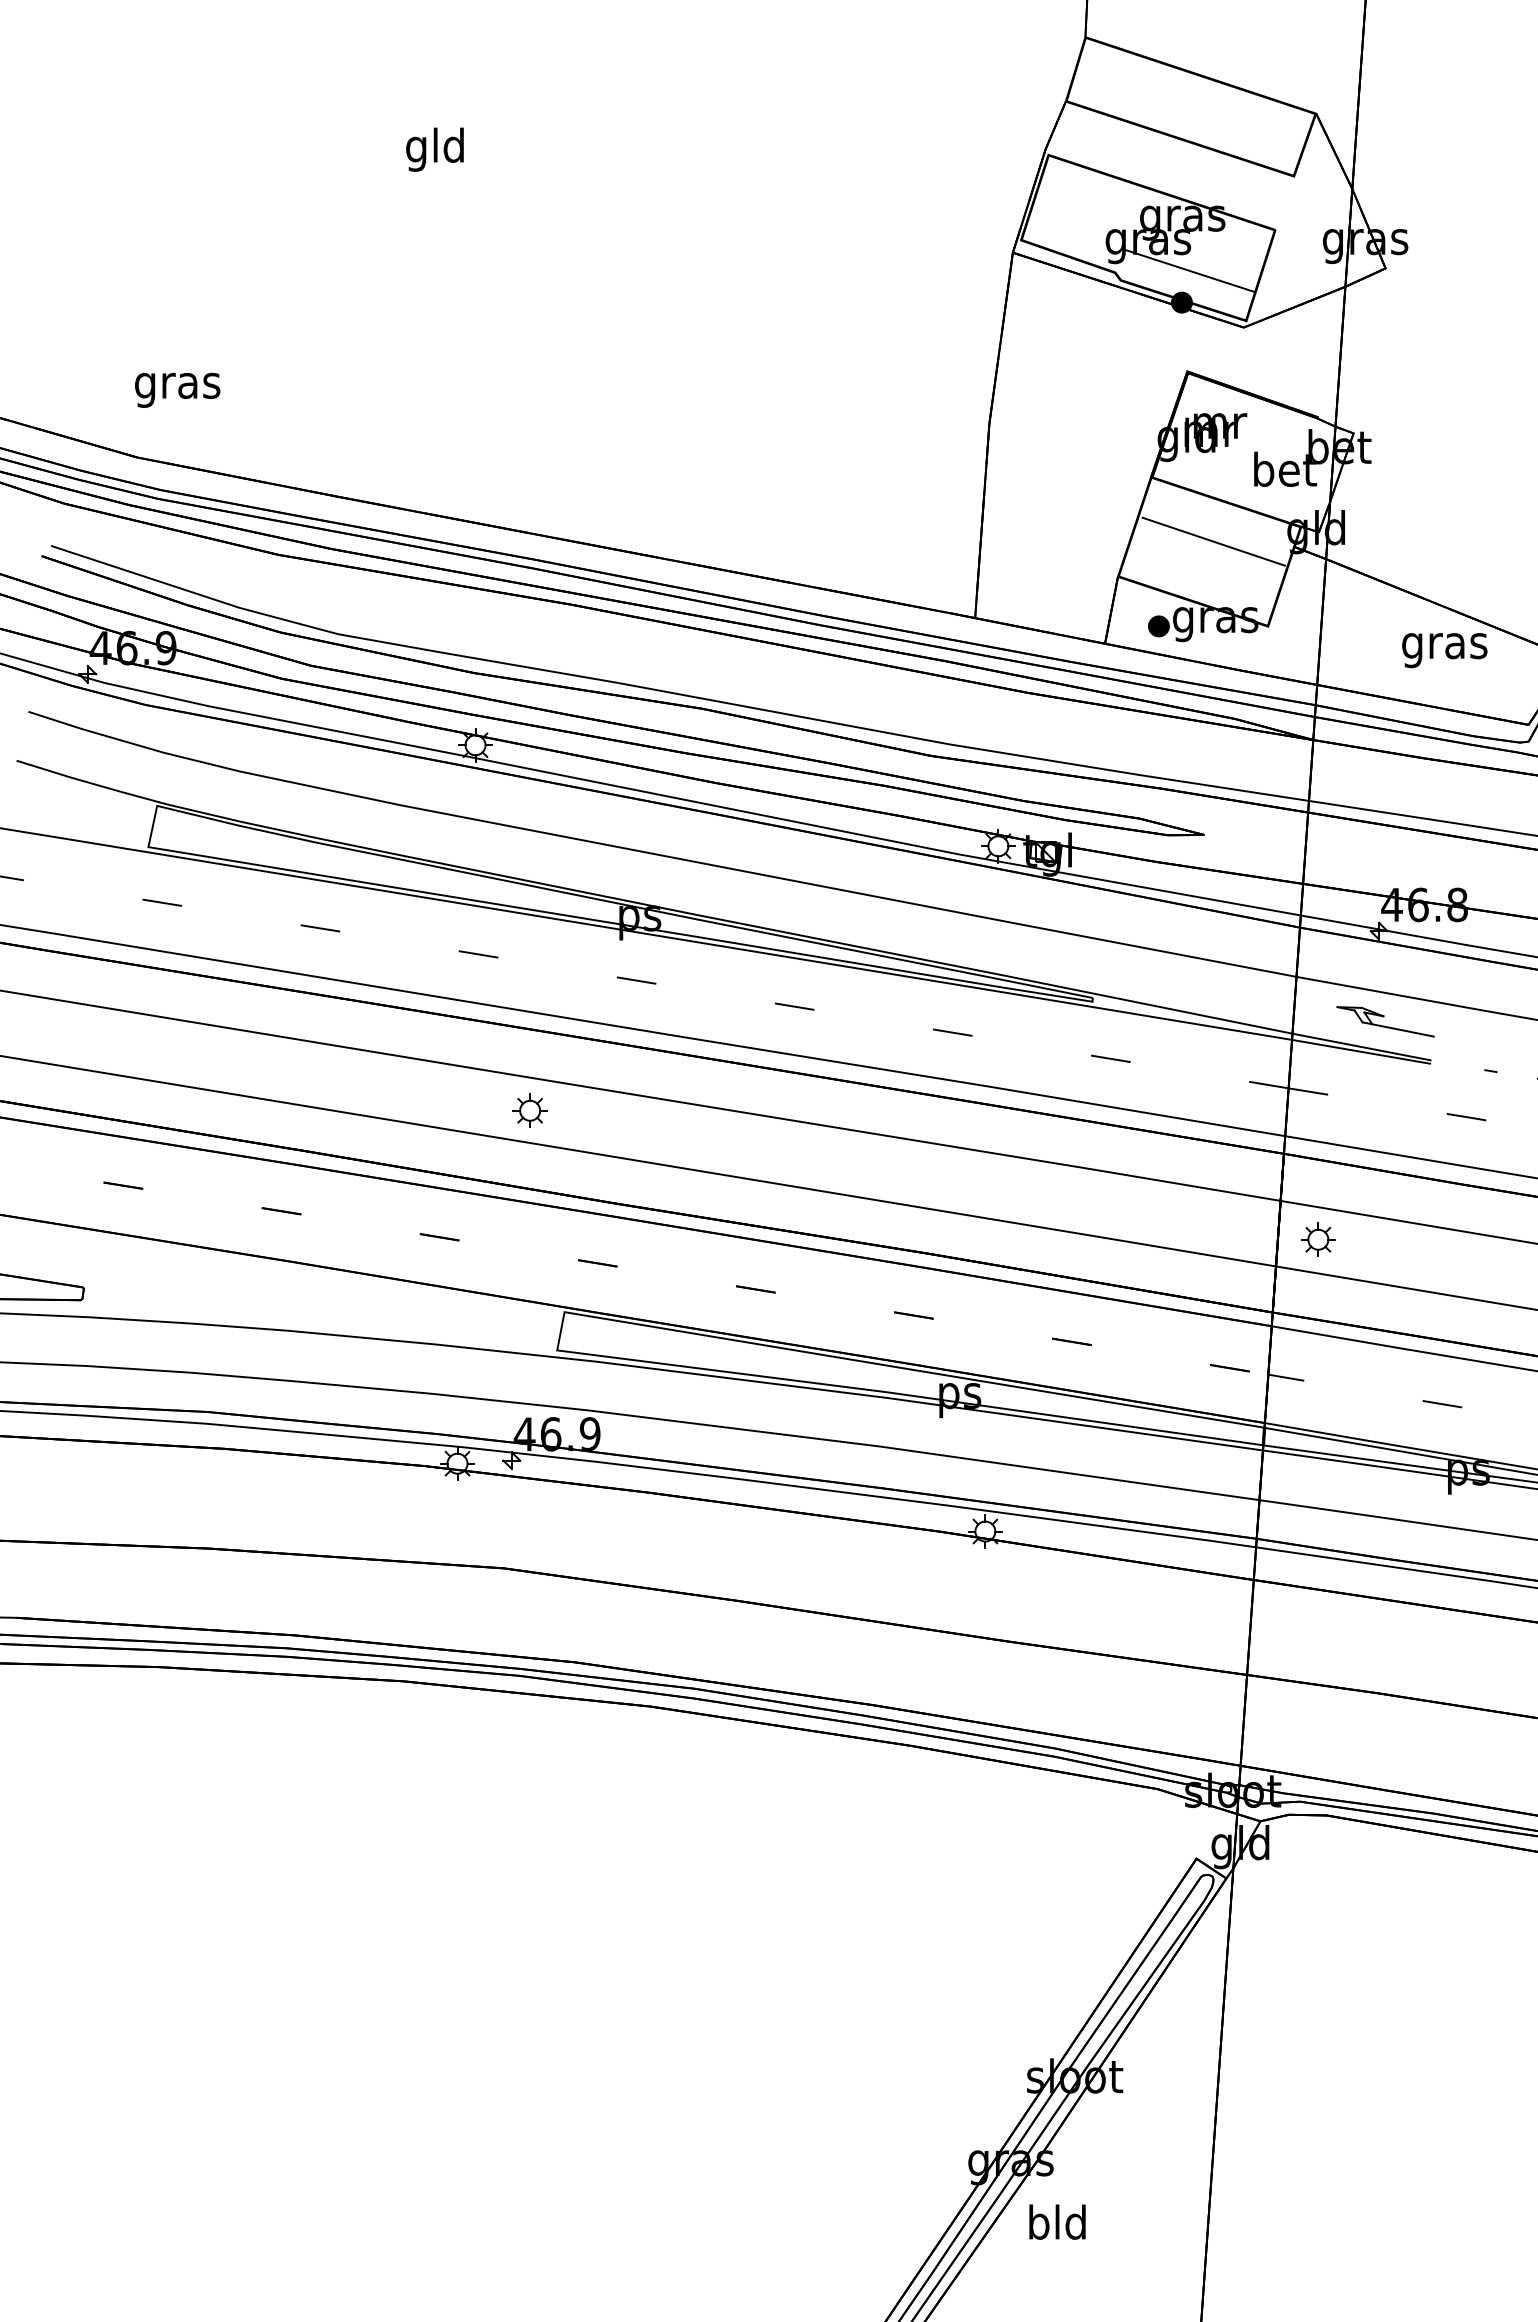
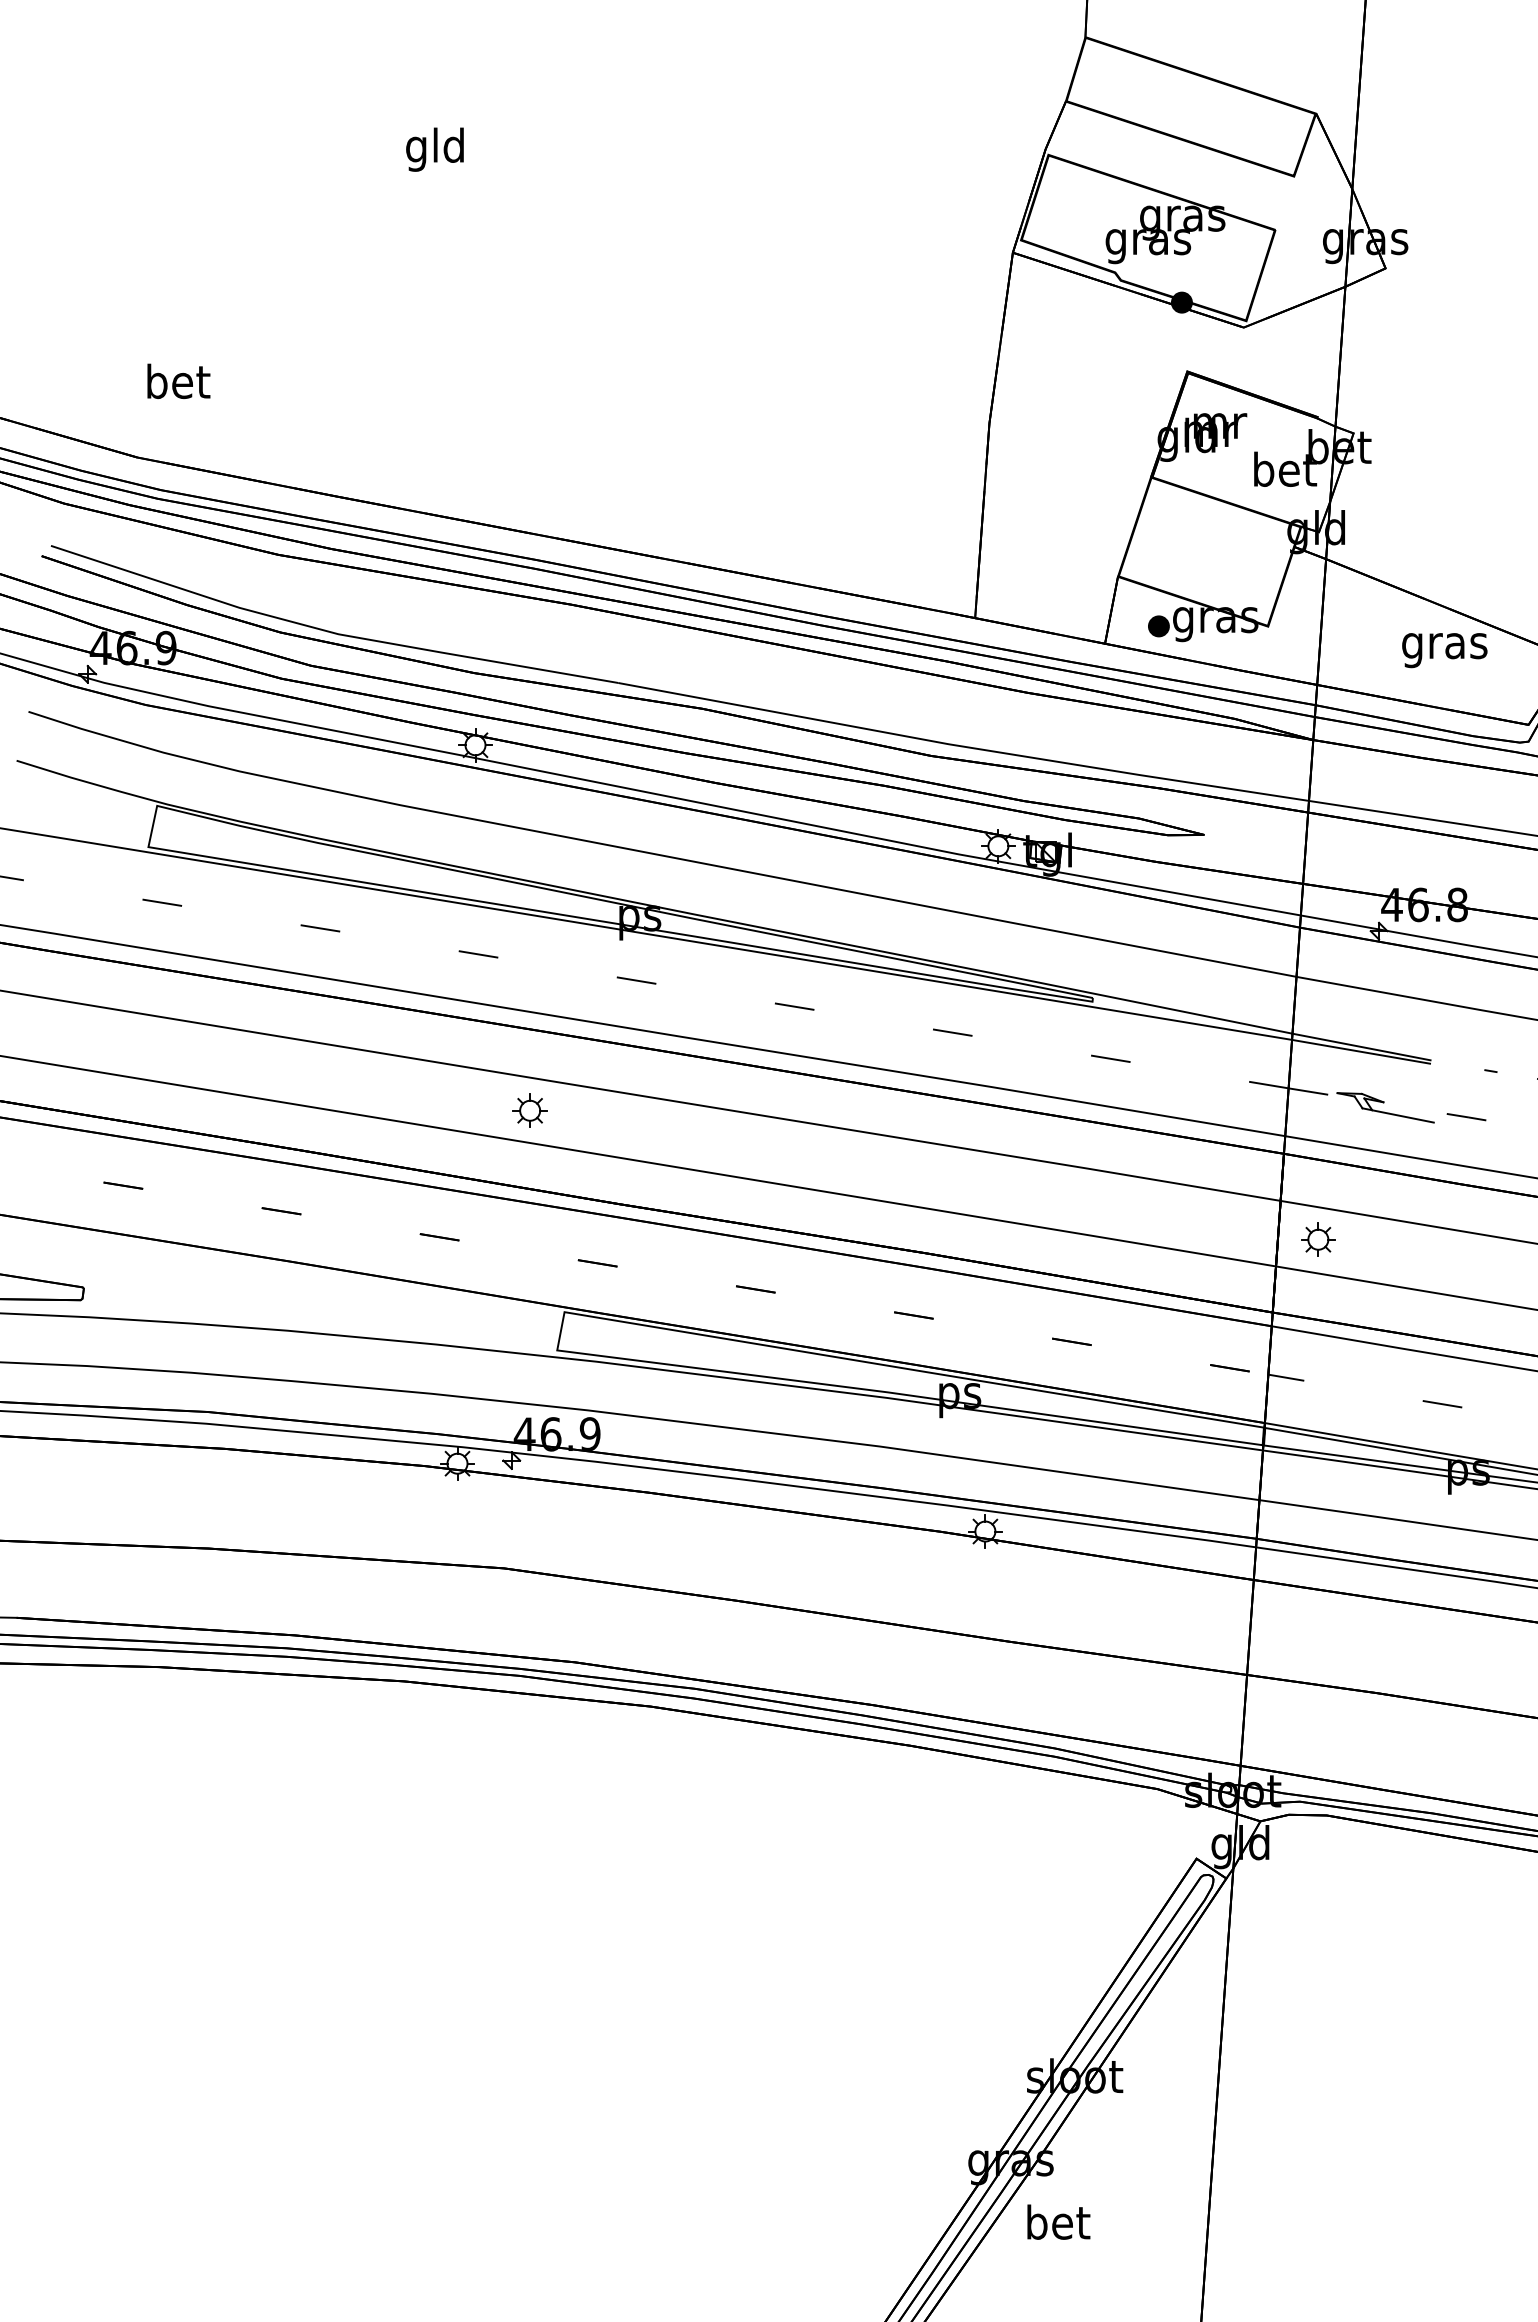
line: present -> none (1189, 270)
text: gras -> bet (177, 385)
line: present -> none (1213, 541)
part position: (1385, 1021) -> (1385, 1107) (1385, 1107)
text: bld -> bet (1058, 2221)
